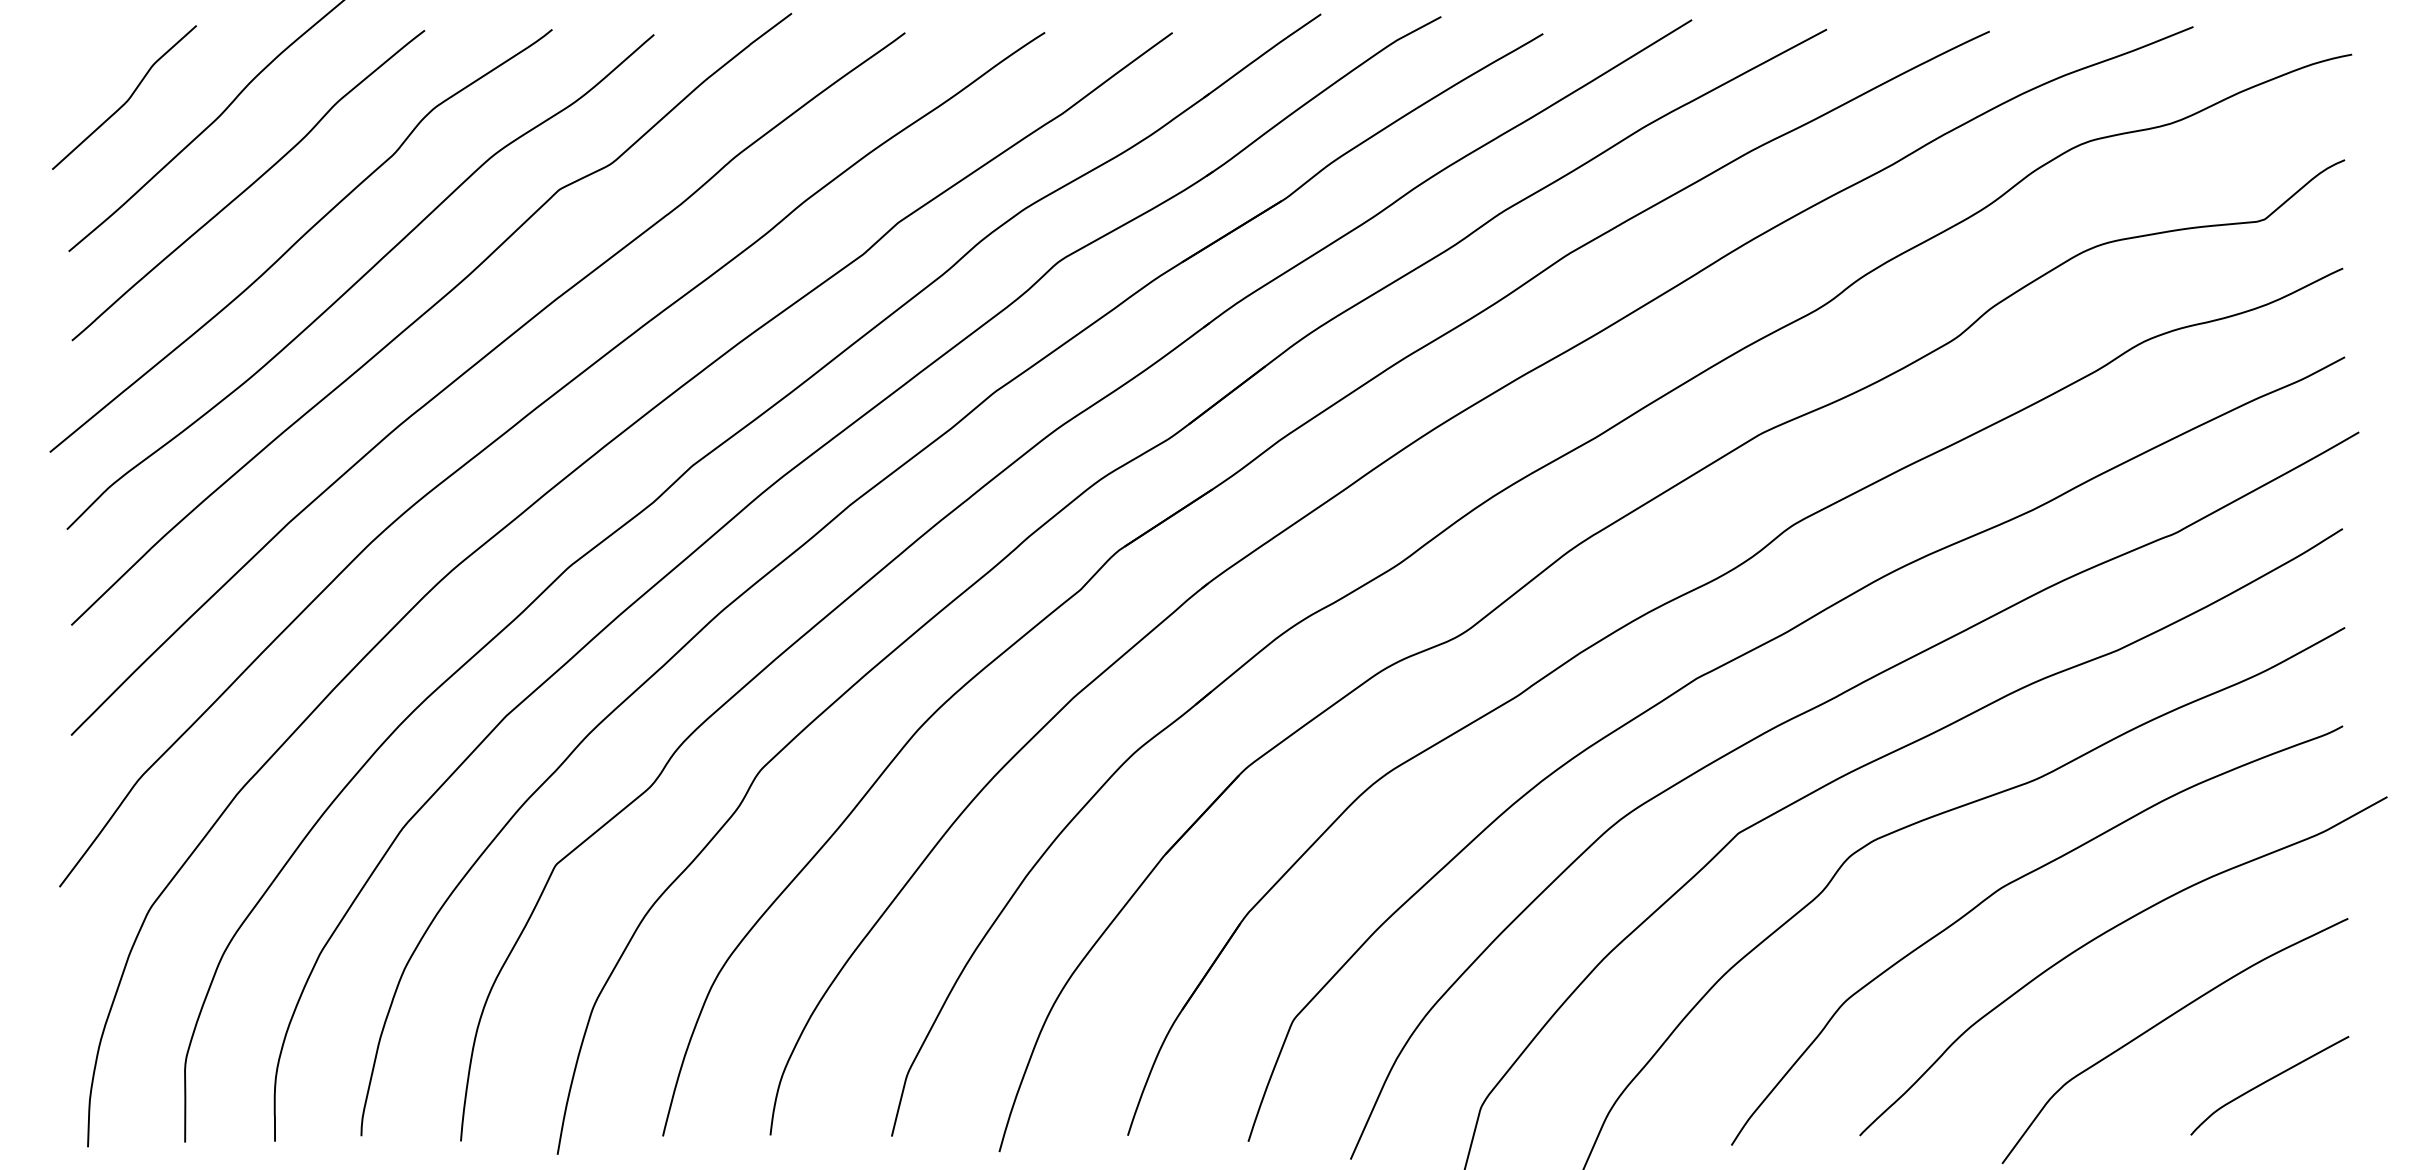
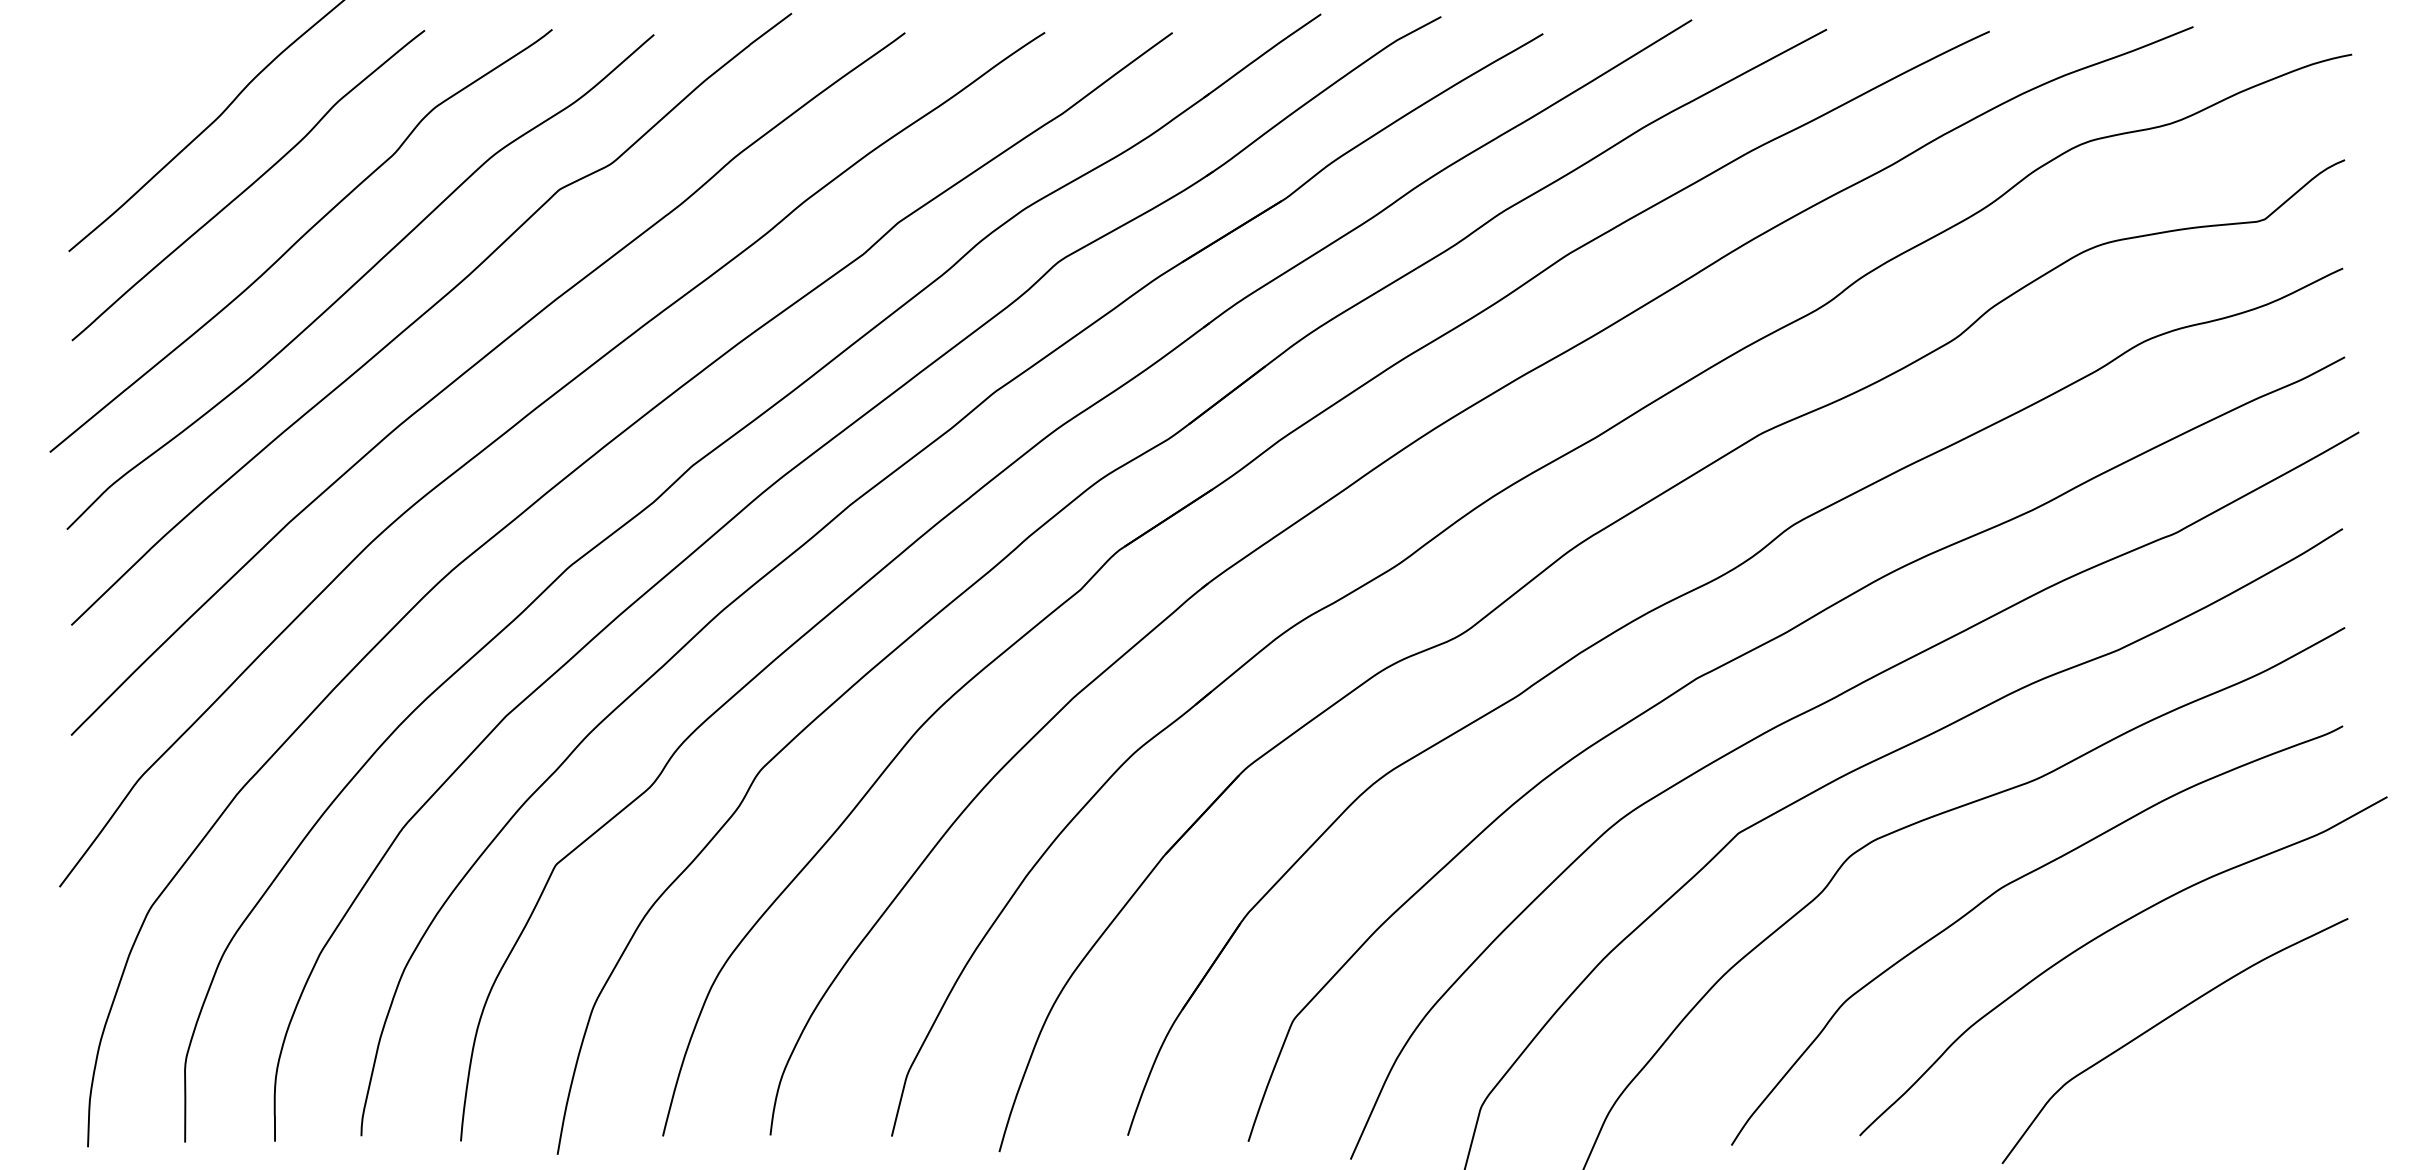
curve: present -> none (127, 99)
curve: present -> none (2268, 1081)
